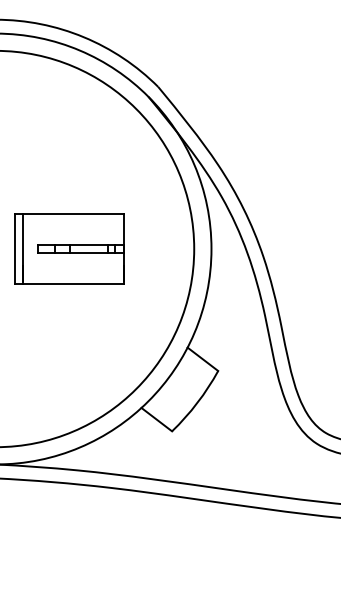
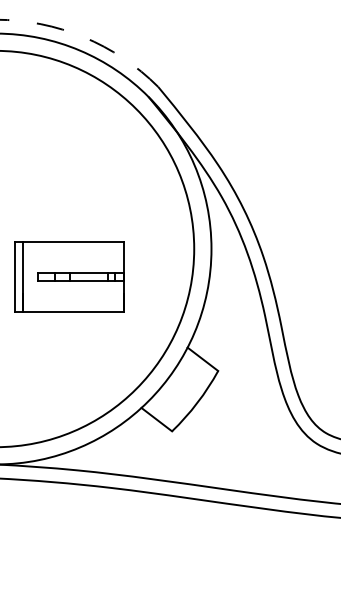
arc: solid -> dashed (85, 37)
part position: (69, 248) -> (69, 276) (69, 276)
